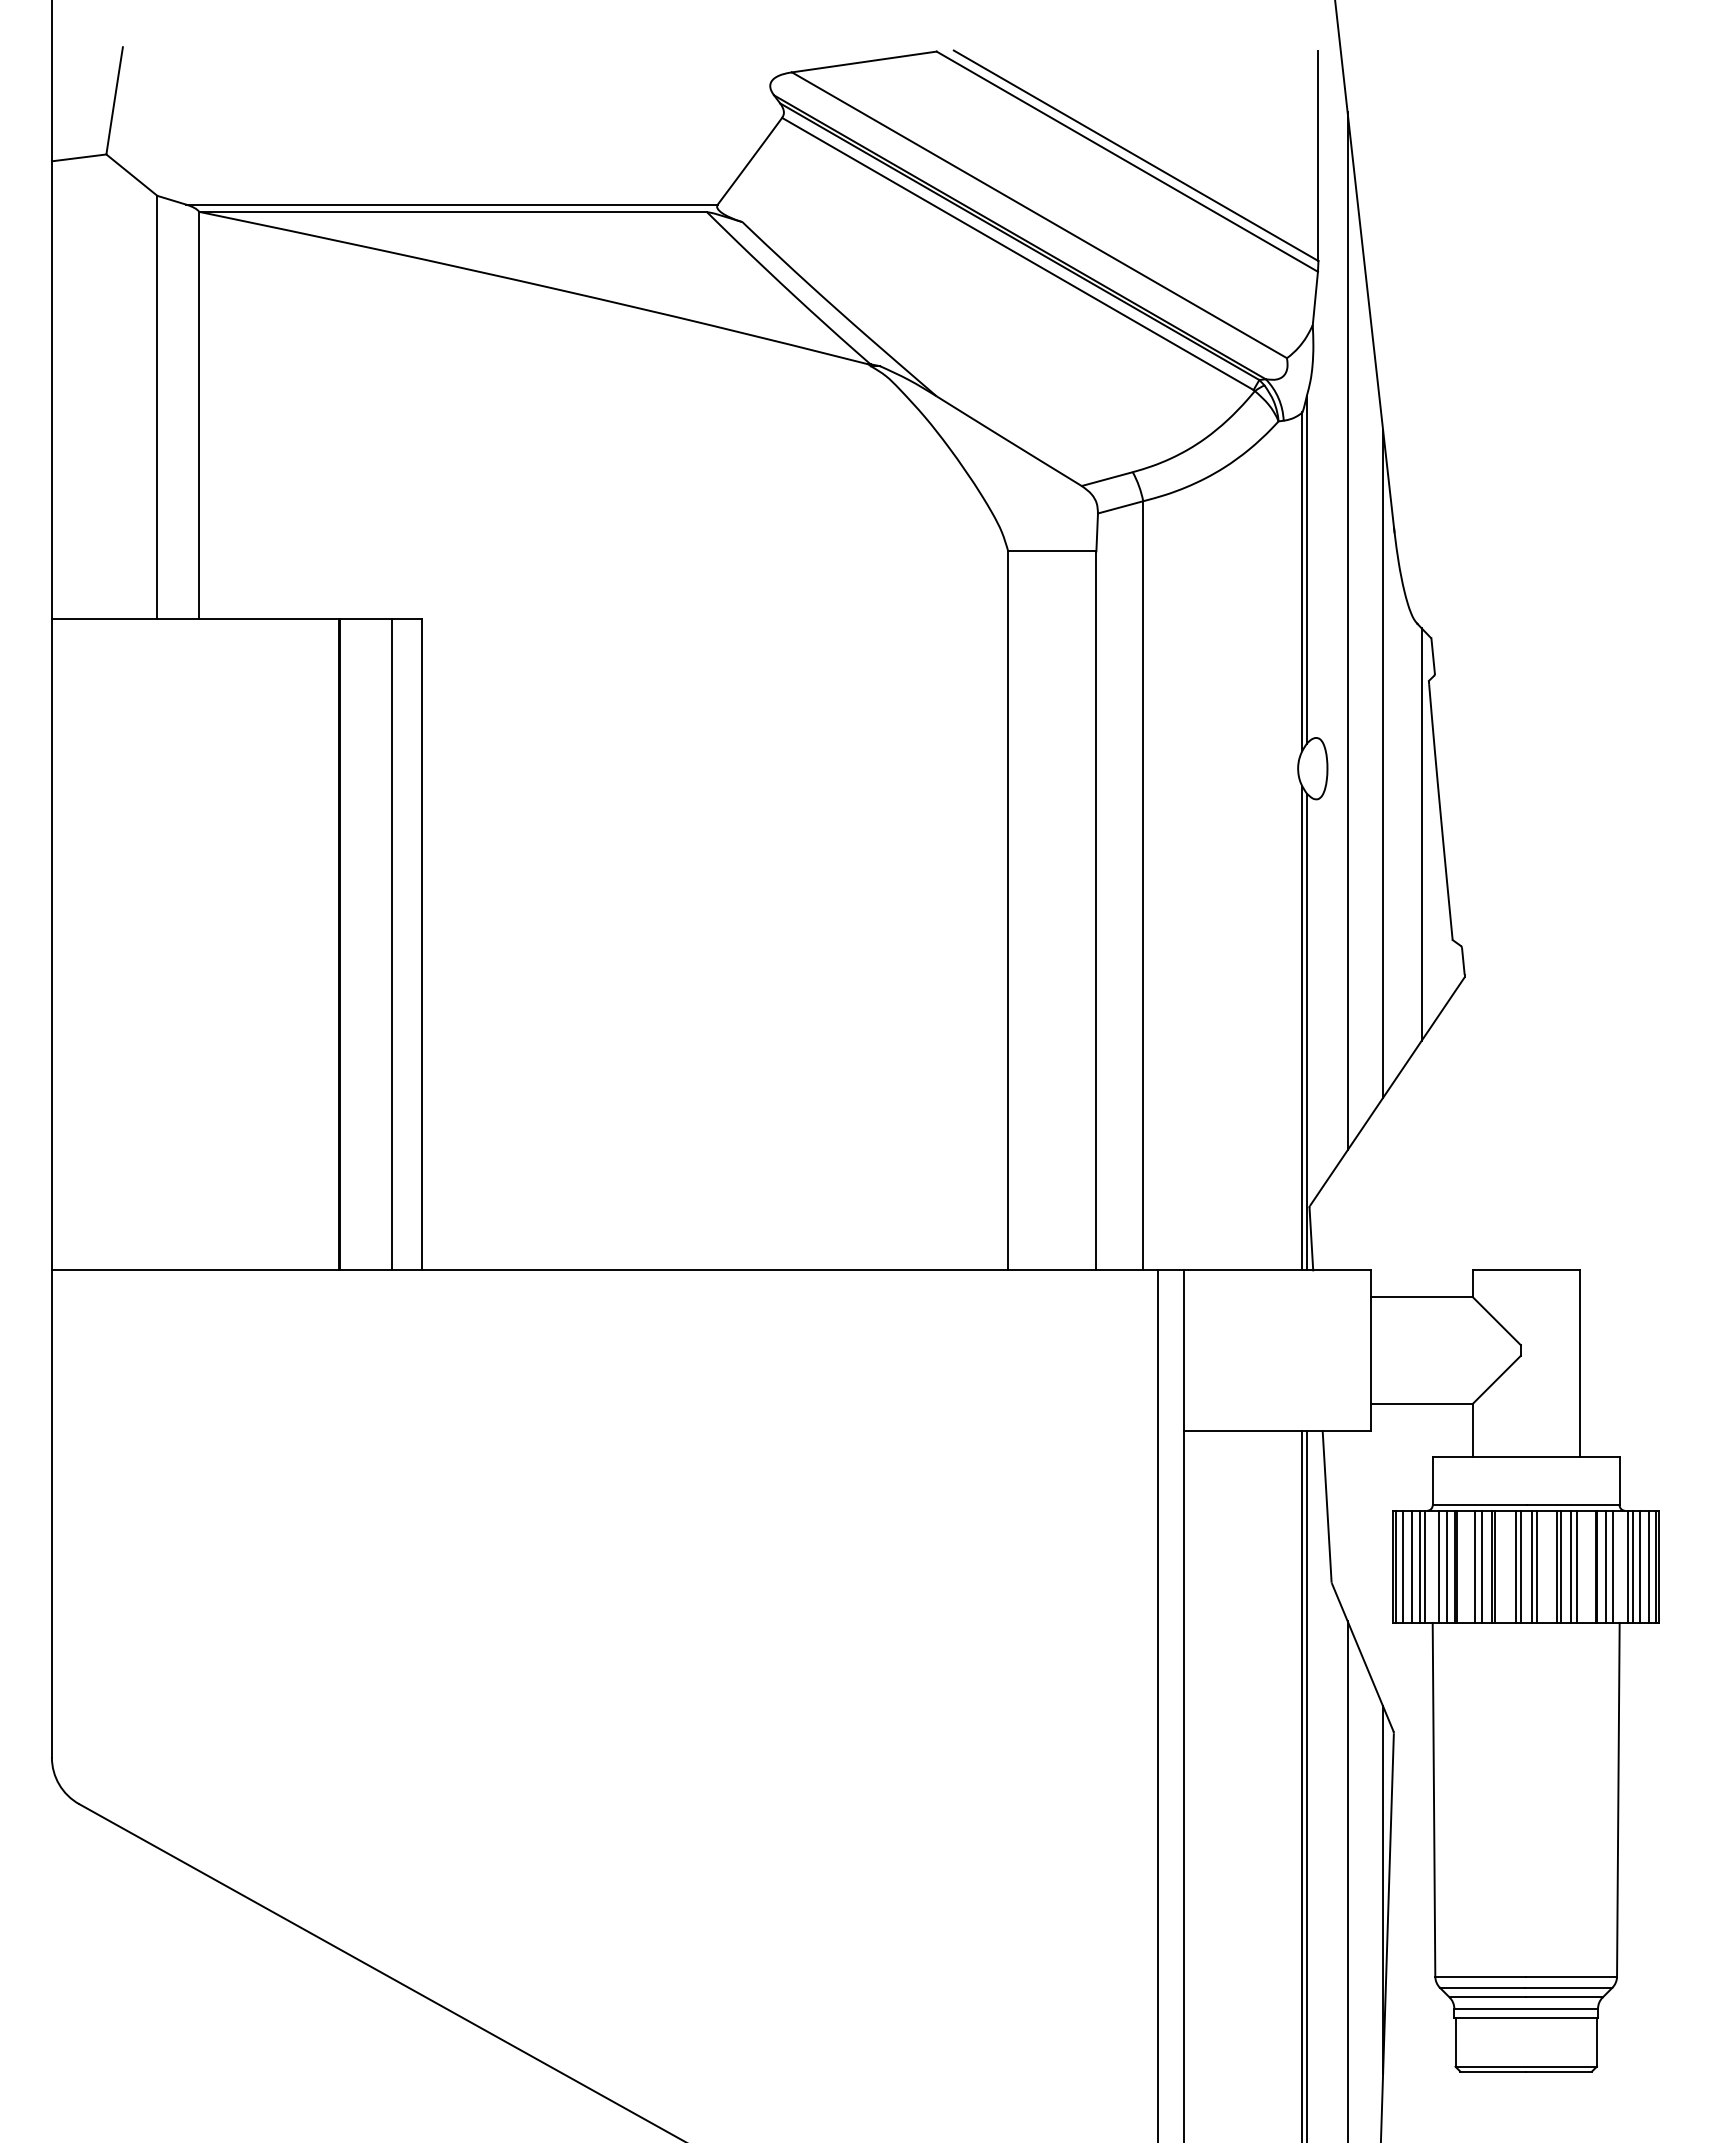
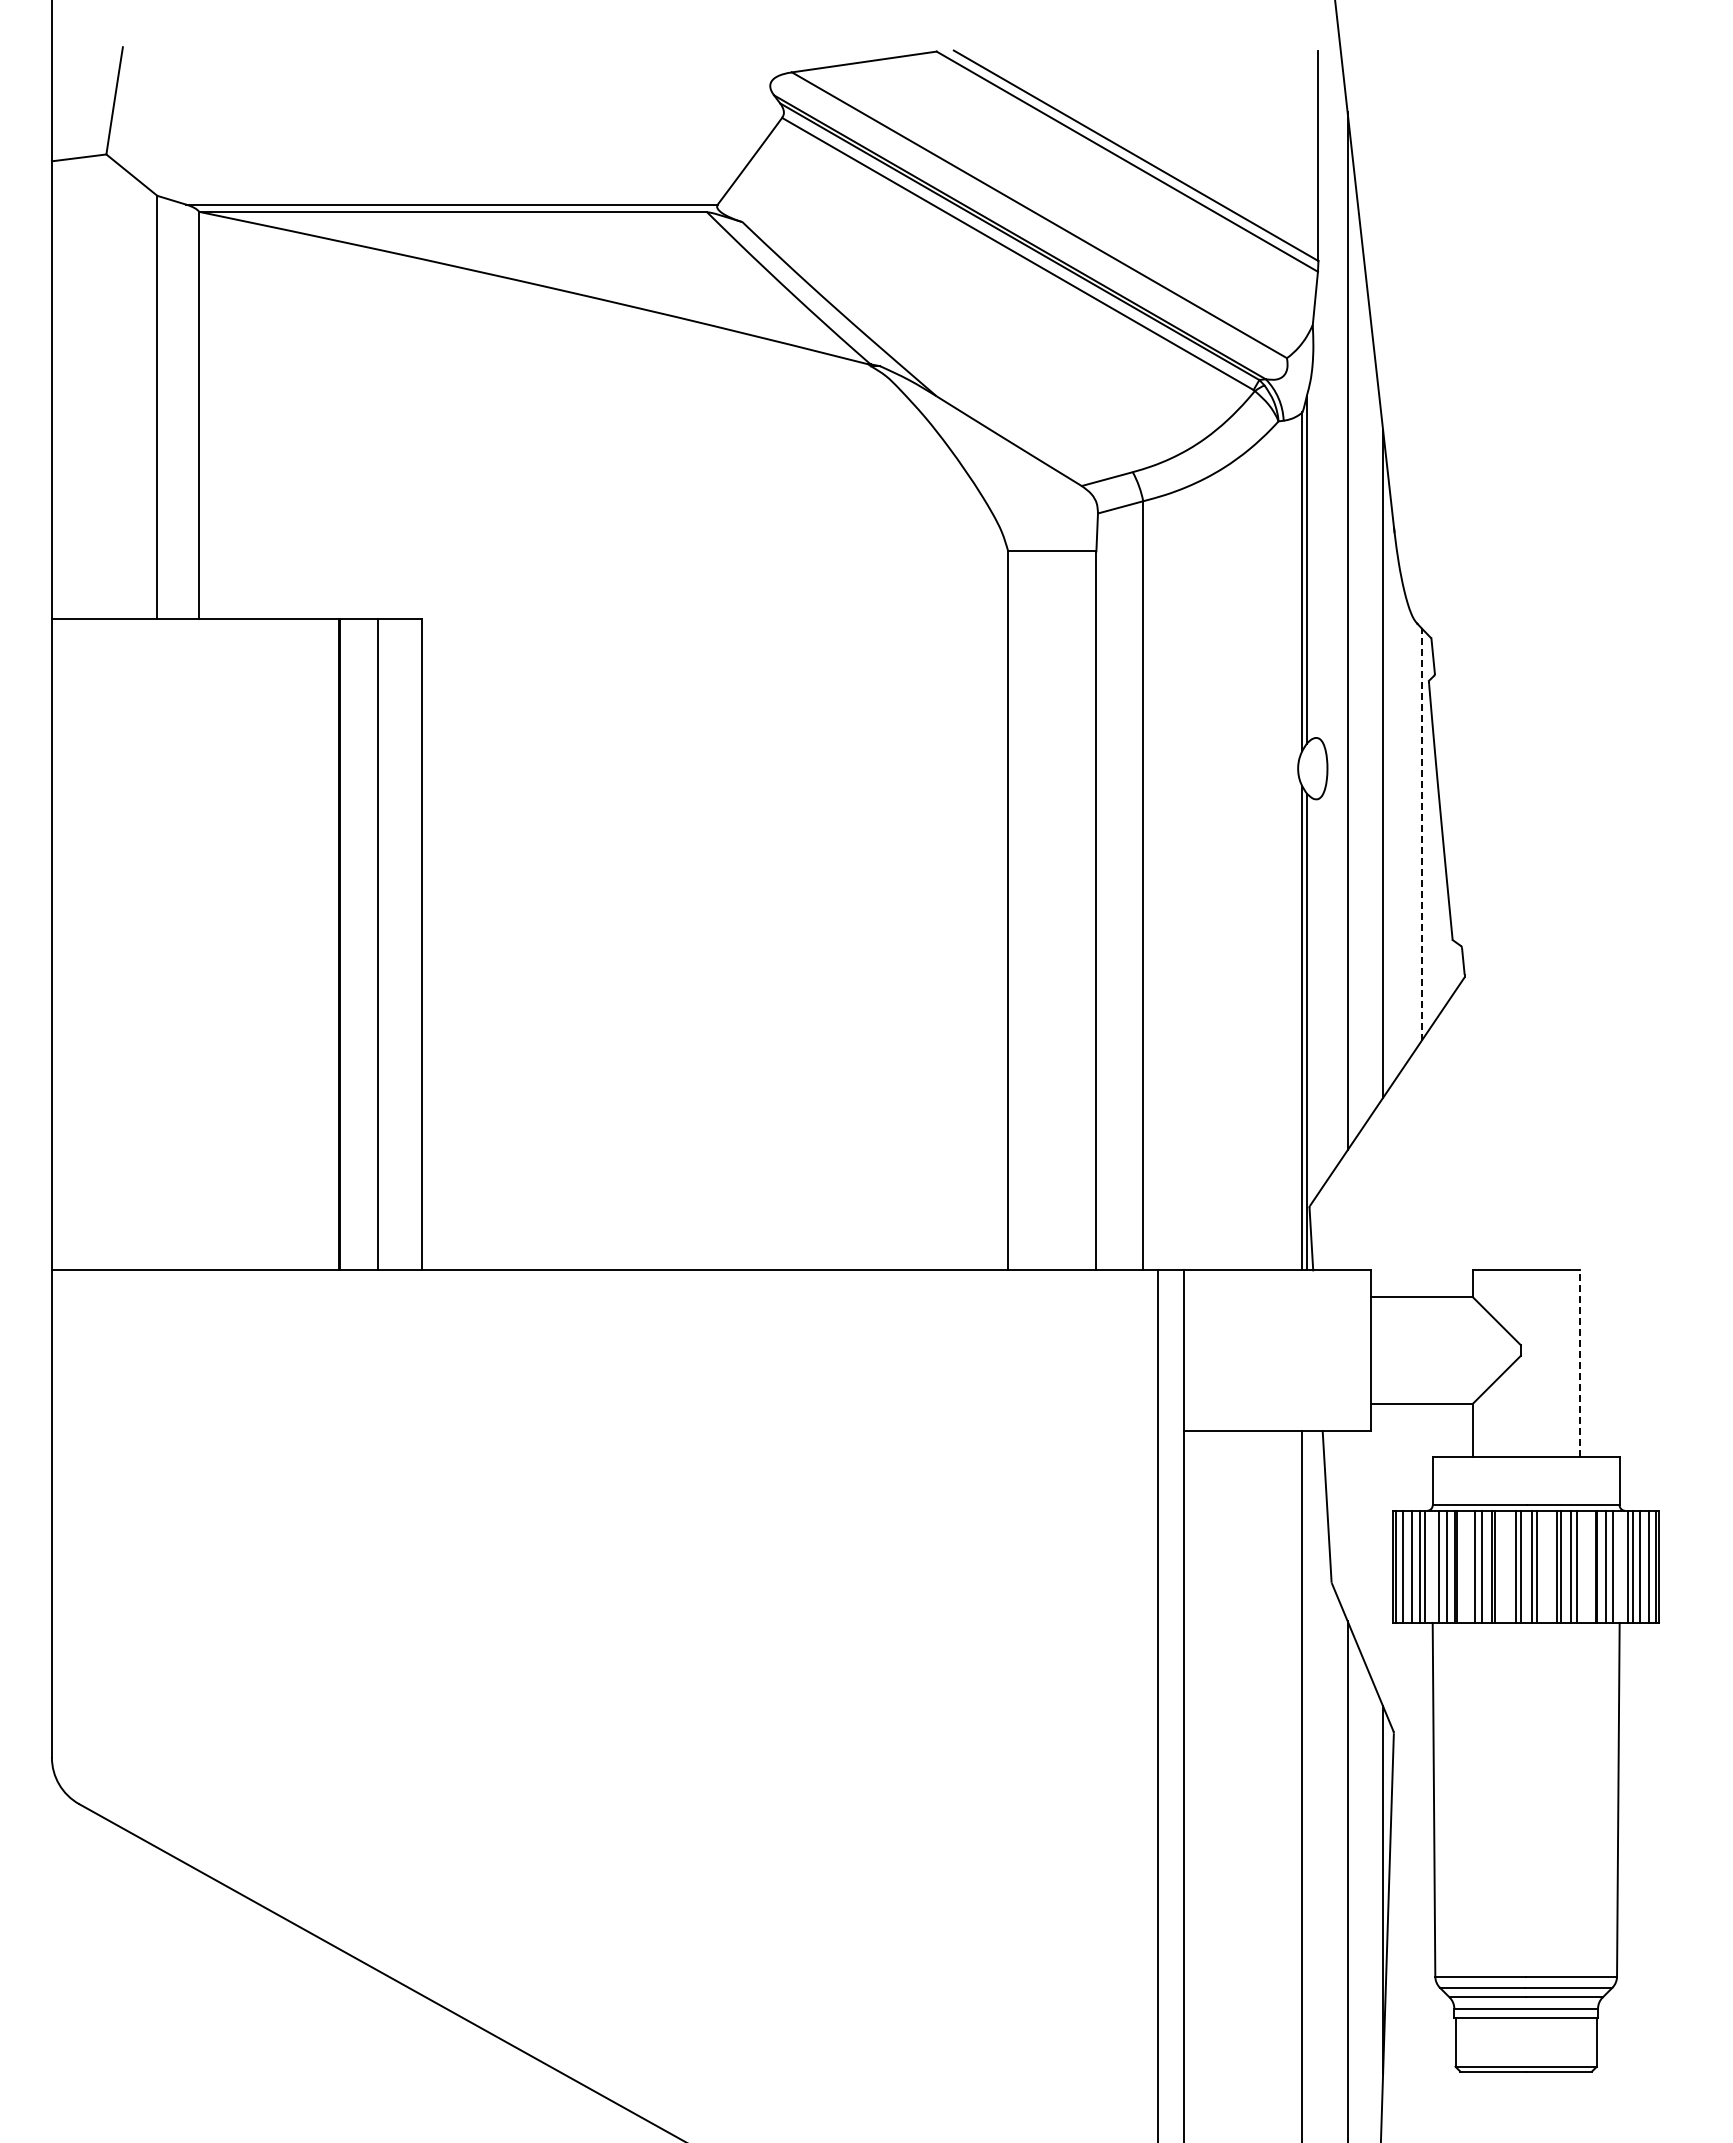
line: solid -> dashed (1421, 834)
line position: (391, 944) -> (377, 944) (377, 944)
line: solid -> dashed (1579, 1363)
line: present -> none (1306, 1784)
